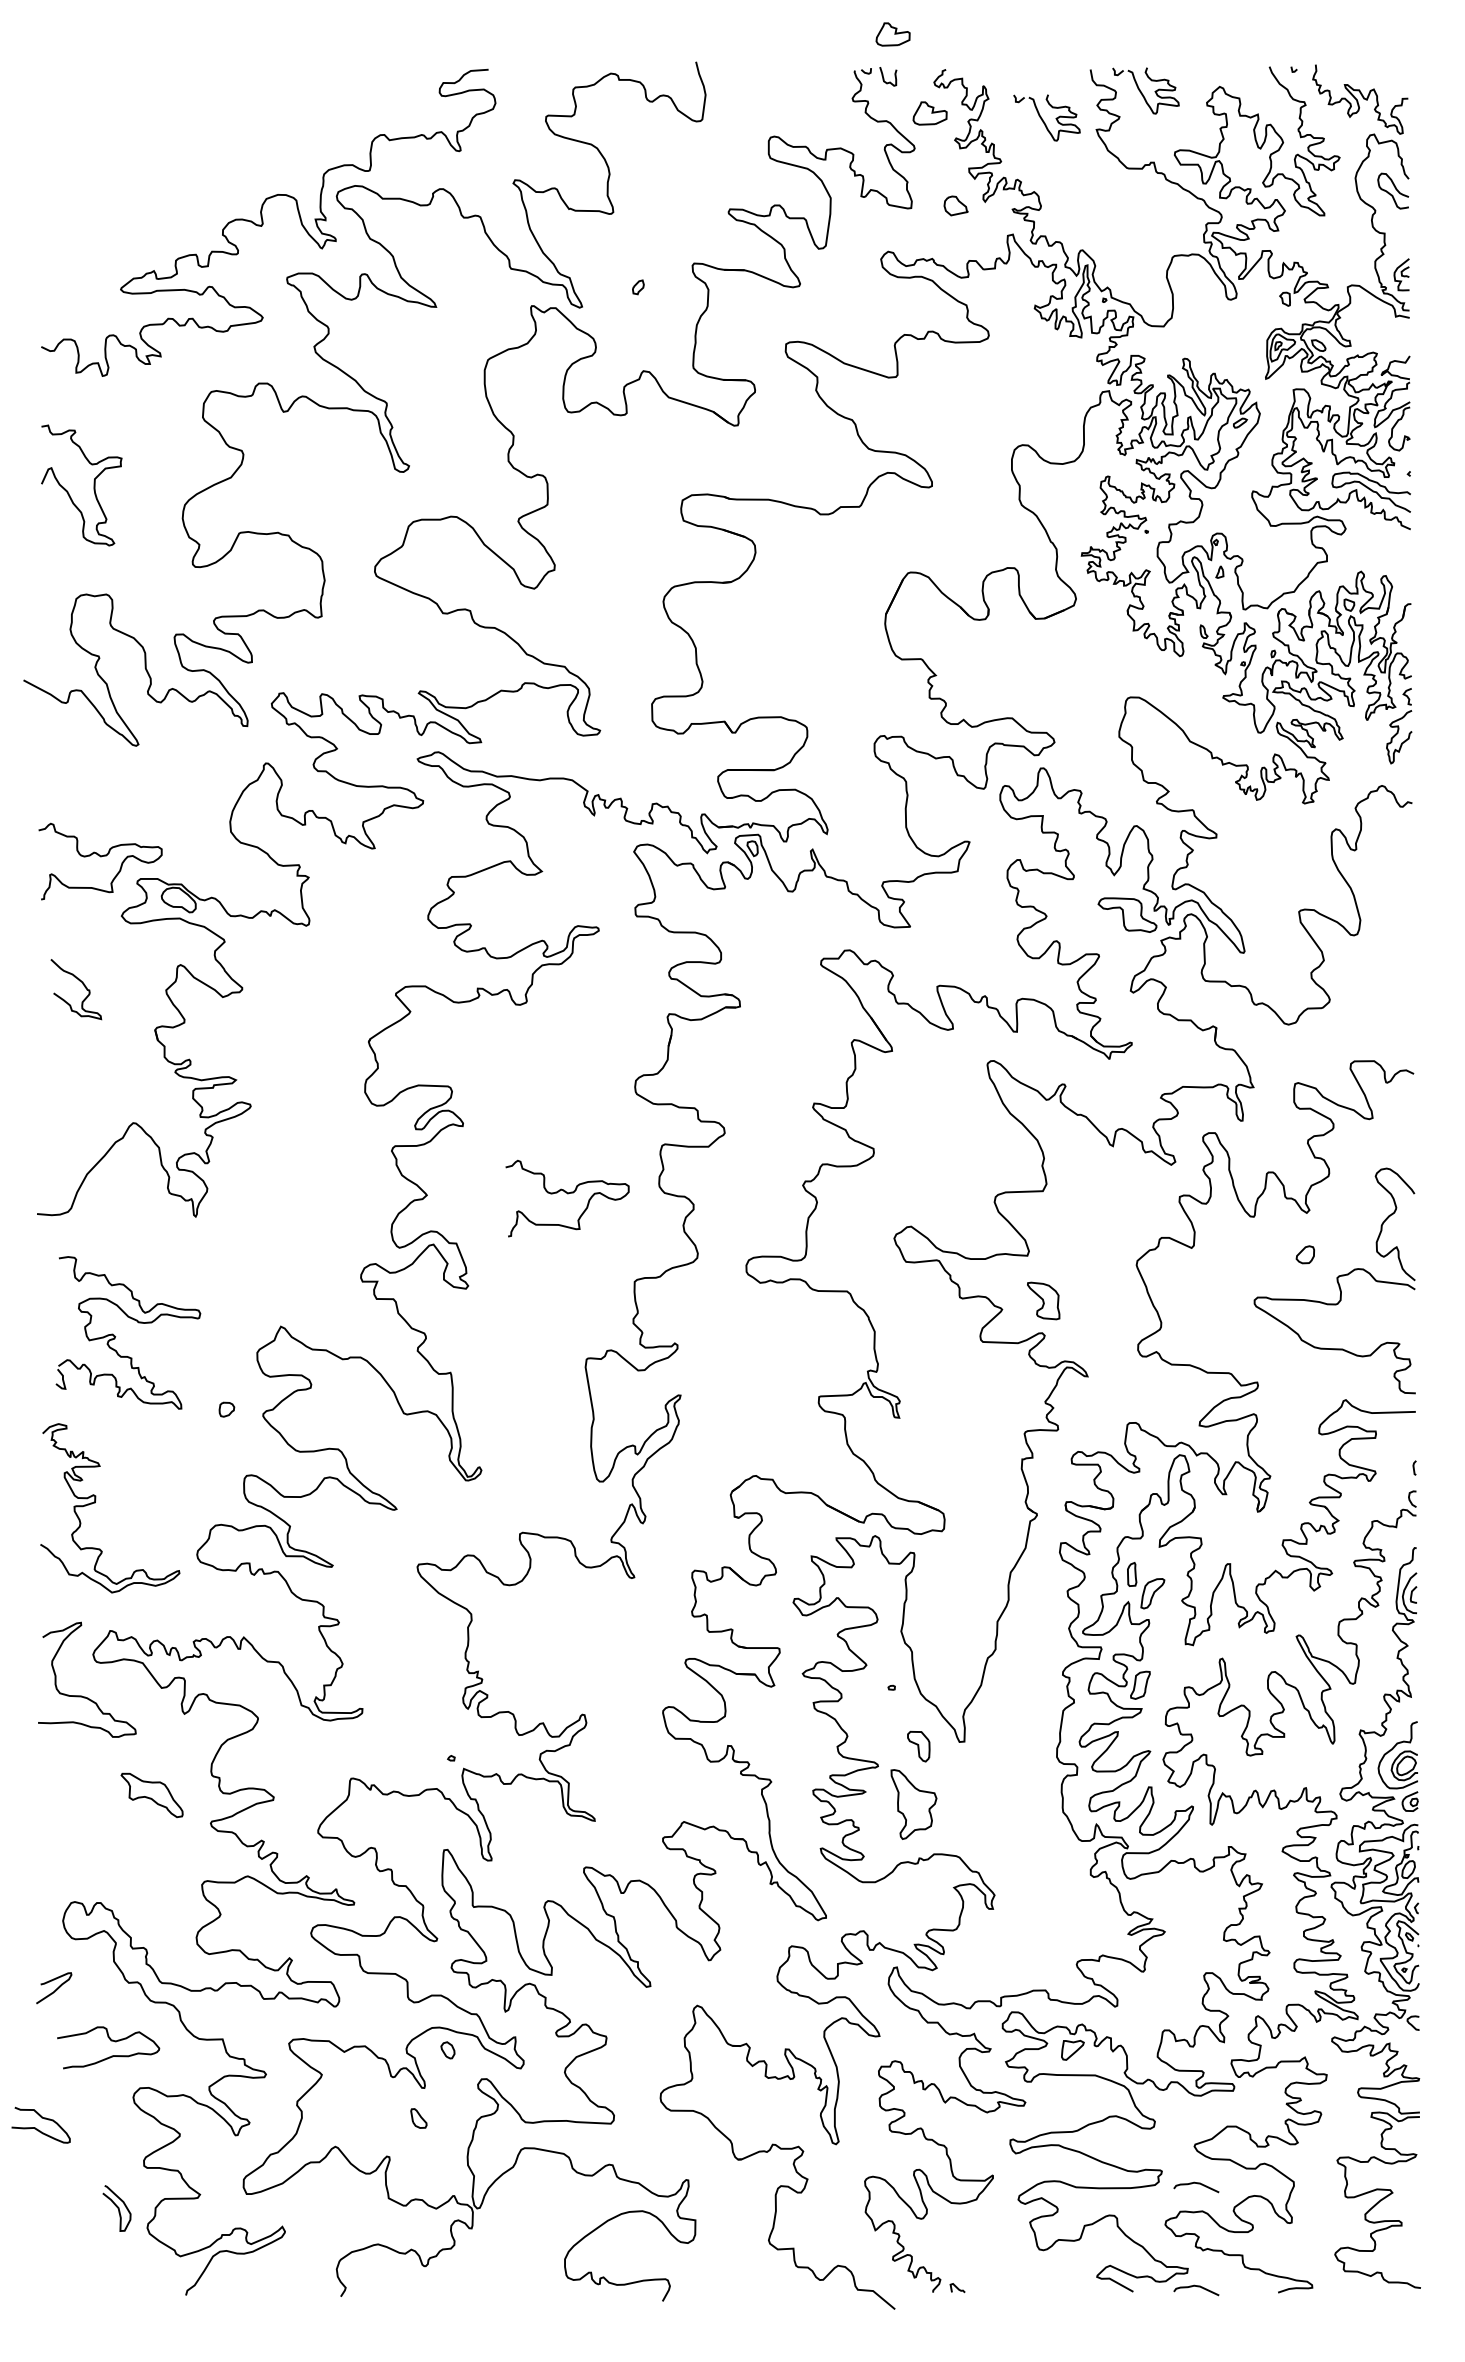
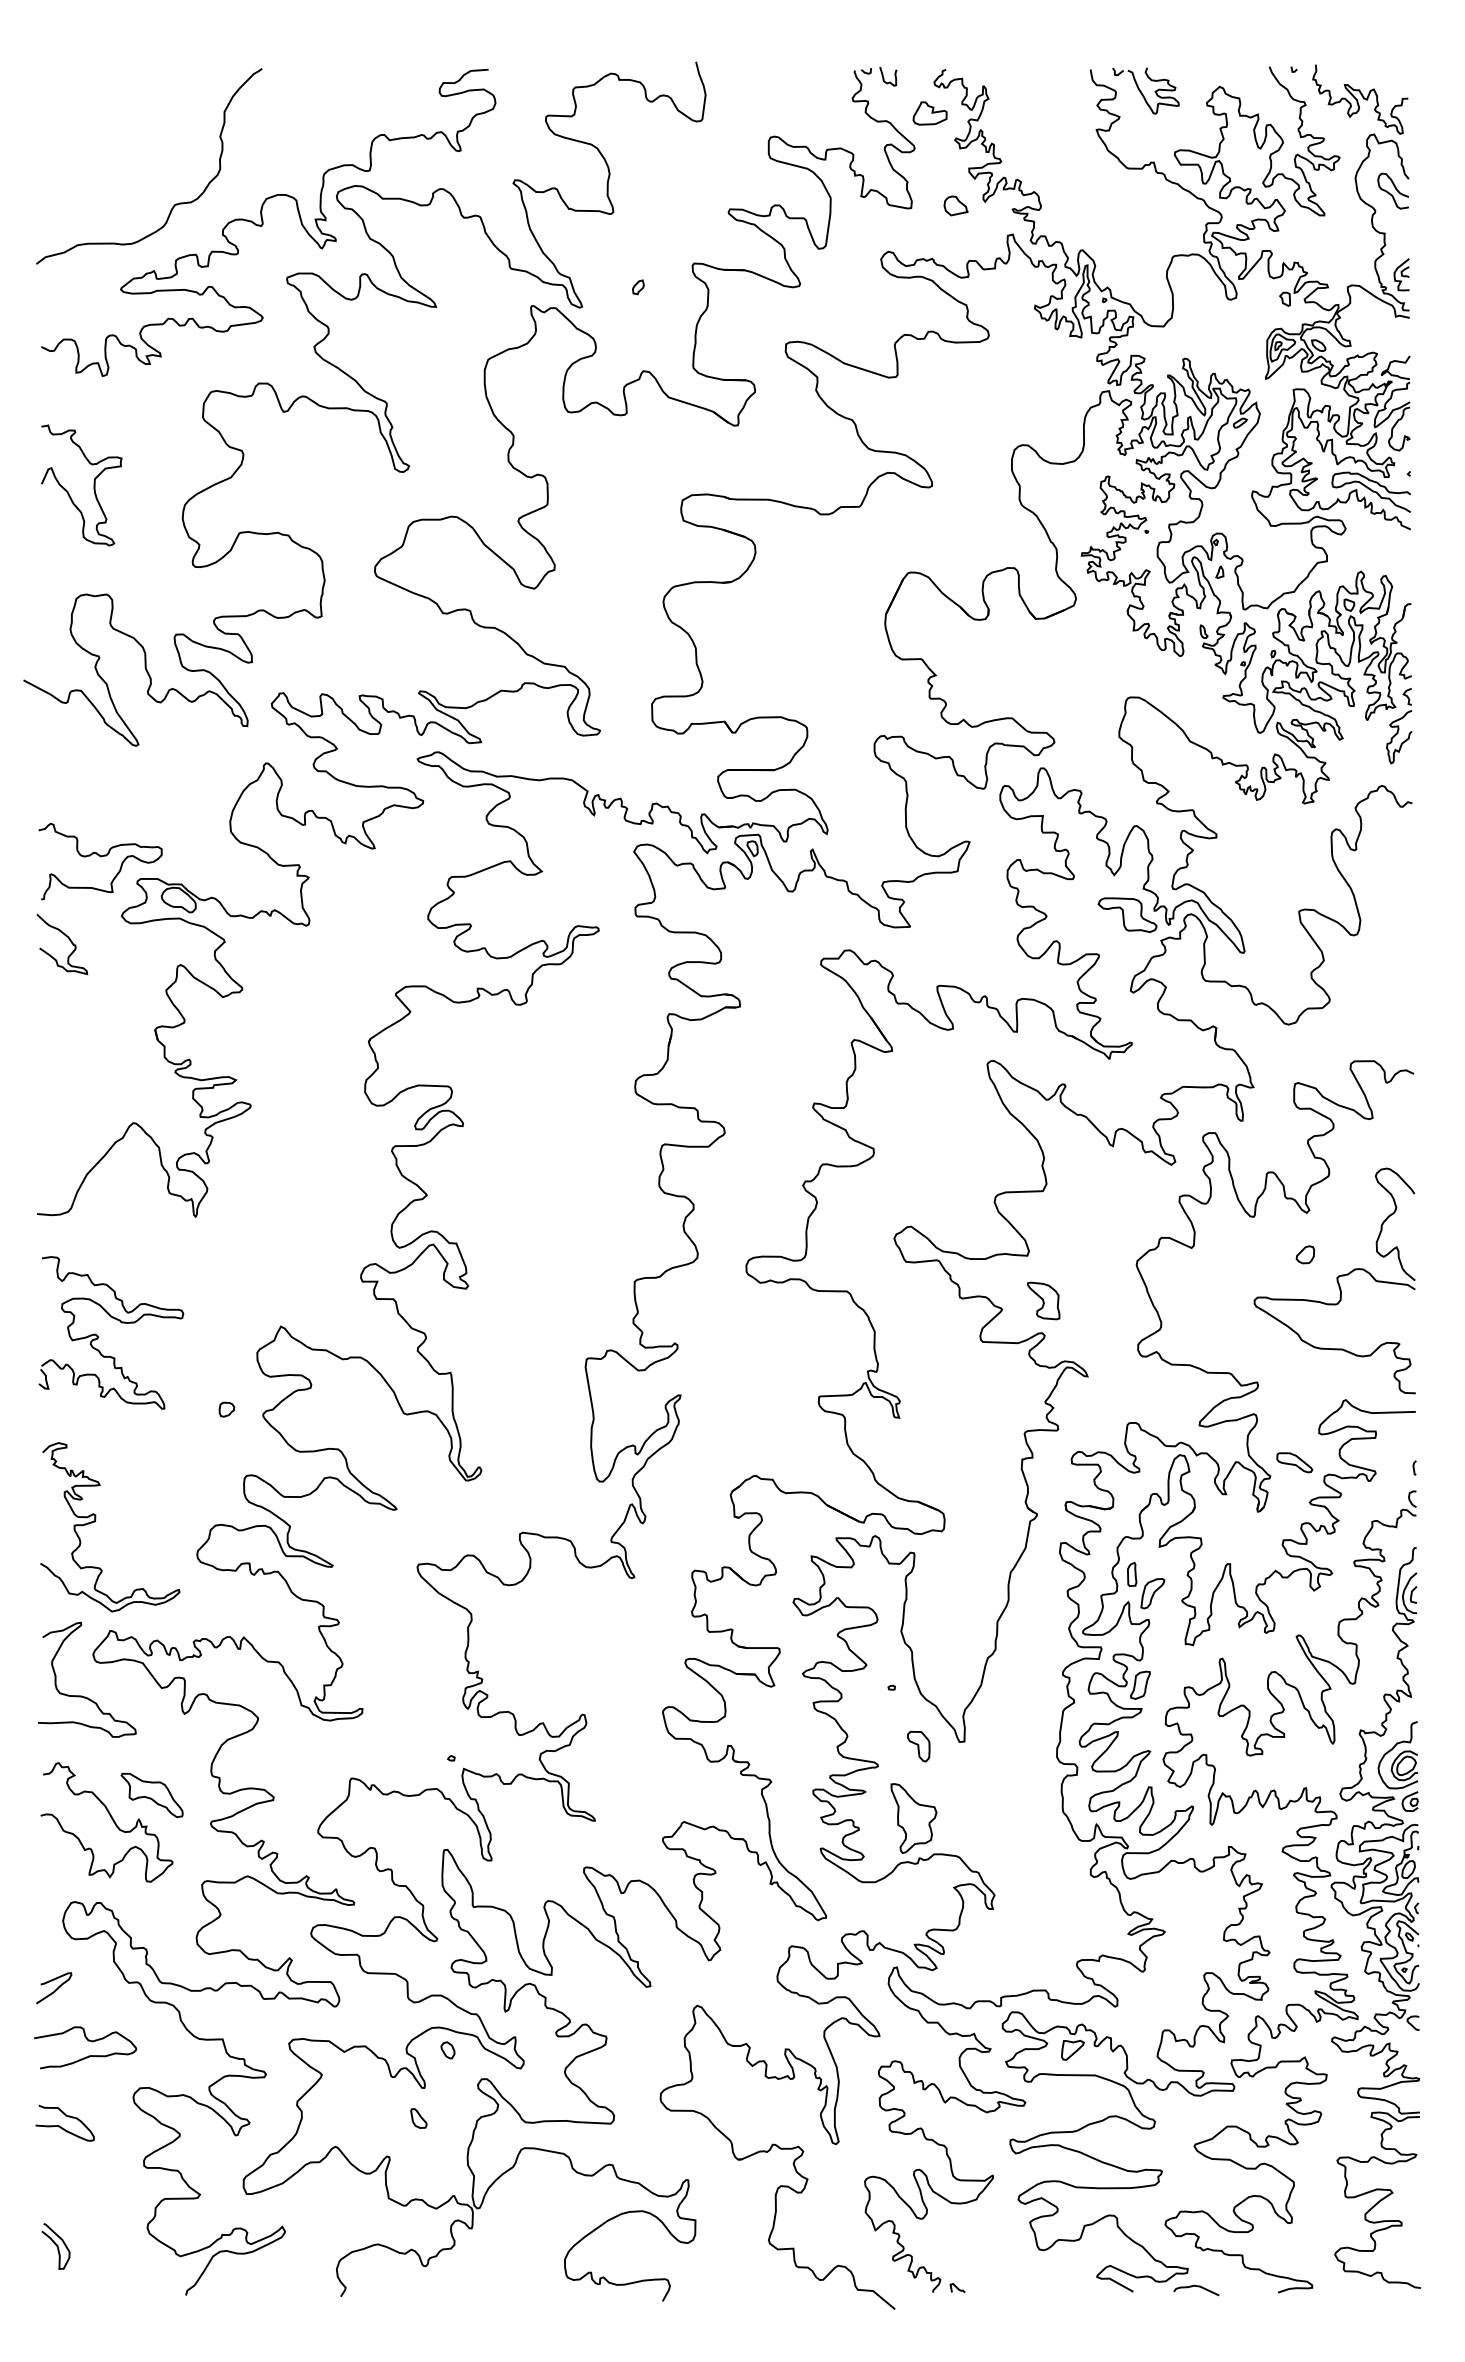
part: present -> none (892, 34)
part: present -> none (1046, 117)
curve: none -> present (174, 204)
curve position: (82, 984) -> (68, 939) (68, 939)
curve: present -> none (567, 1194)
part position: (116, 1336) -> (99, 1336) (99, 1336)
part: none -> present (1294, 1462)
curve position: (95, 1503) -> (95, 1522) (95, 1522)
part position: (913, 1804) -> (913, 1818) (913, 1818)
curve: none -> present (111, 1819)
curve position: (111, 2041) -> (88, 2041) (88, 2041)
curve position: (37, 2128) -> (61, 2126) (61, 2126)
curve: present -> none (1197, 2184)
curve position: (116, 2207) -> (55, 2245) (55, 2245)
